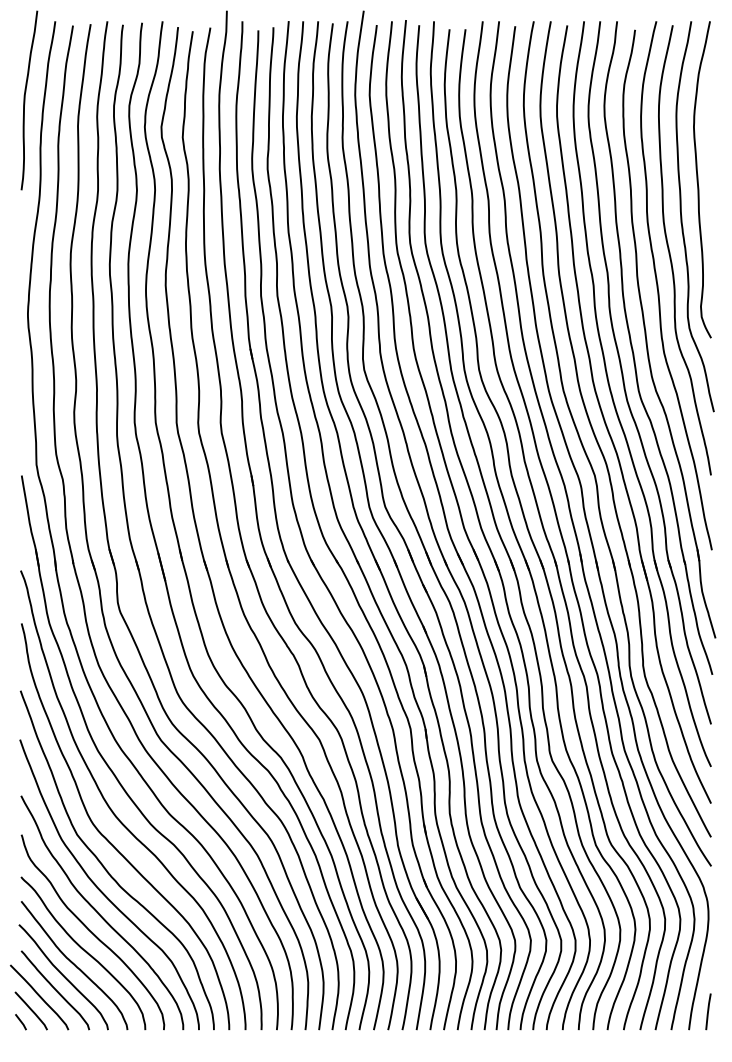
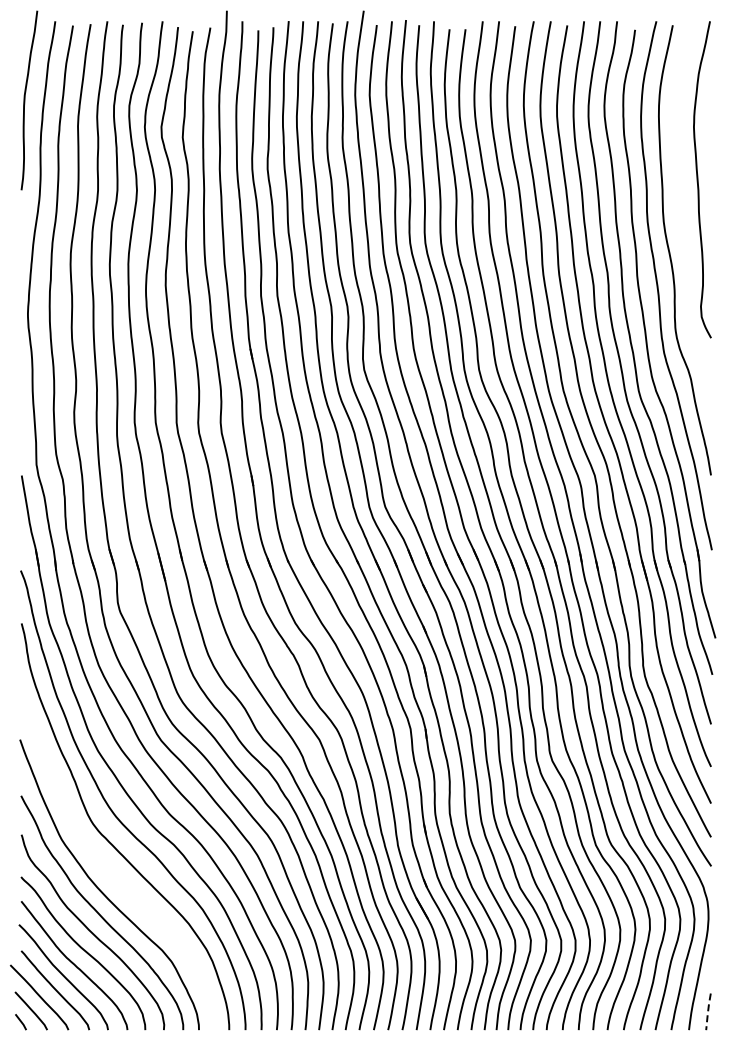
curve: present -> none (682, 216)
curve: present -> none (106, 868)
line: solid -> dashed (708, 1011)
